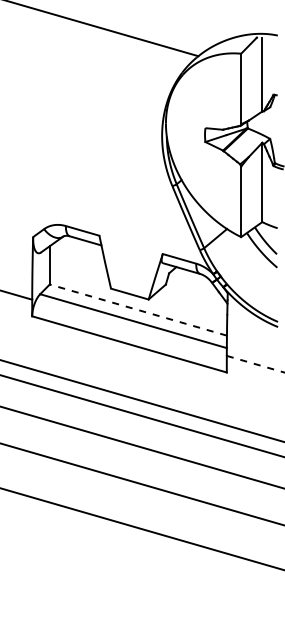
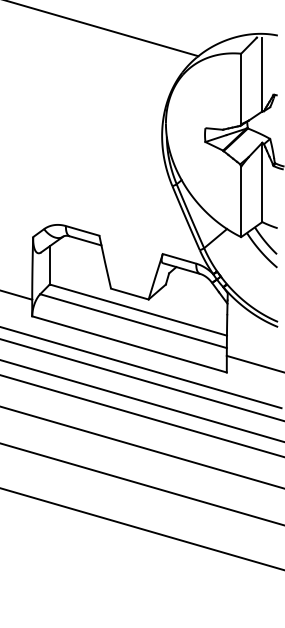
line: dashed -> solid (137, 309)
line: dashed -> solid (255, 364)
line: none -> present (141, 367)
line: none -> present (141, 379)
